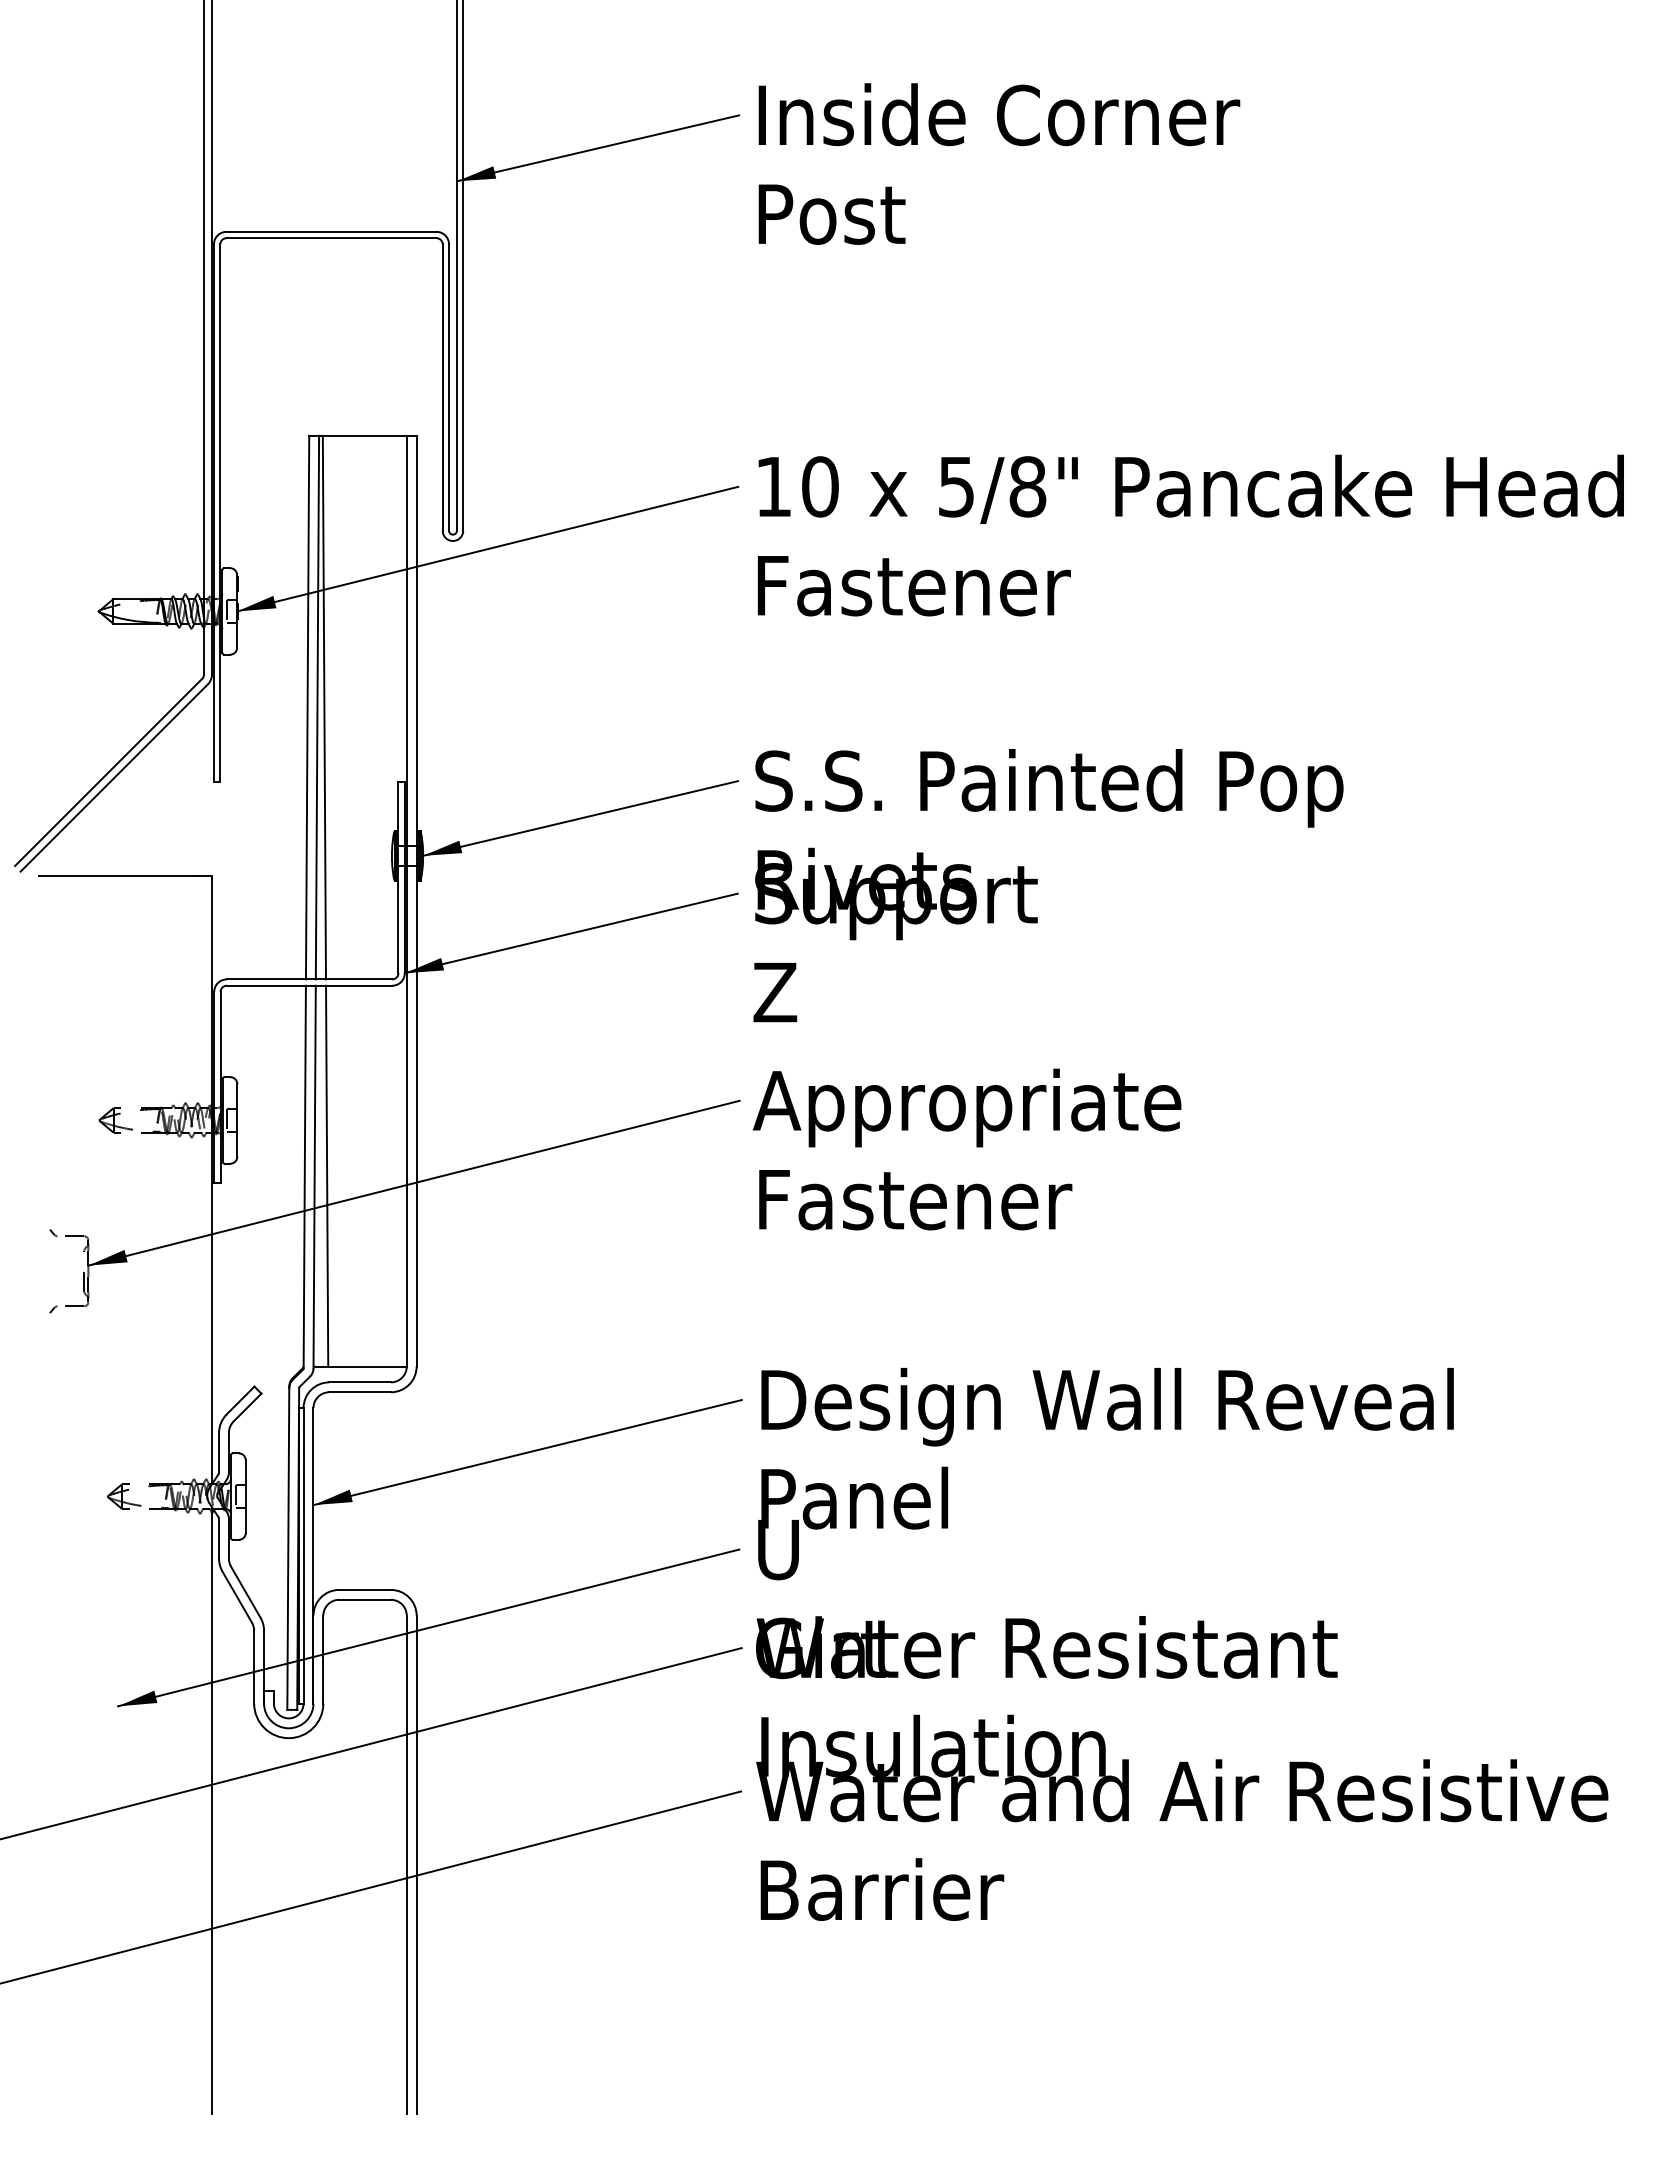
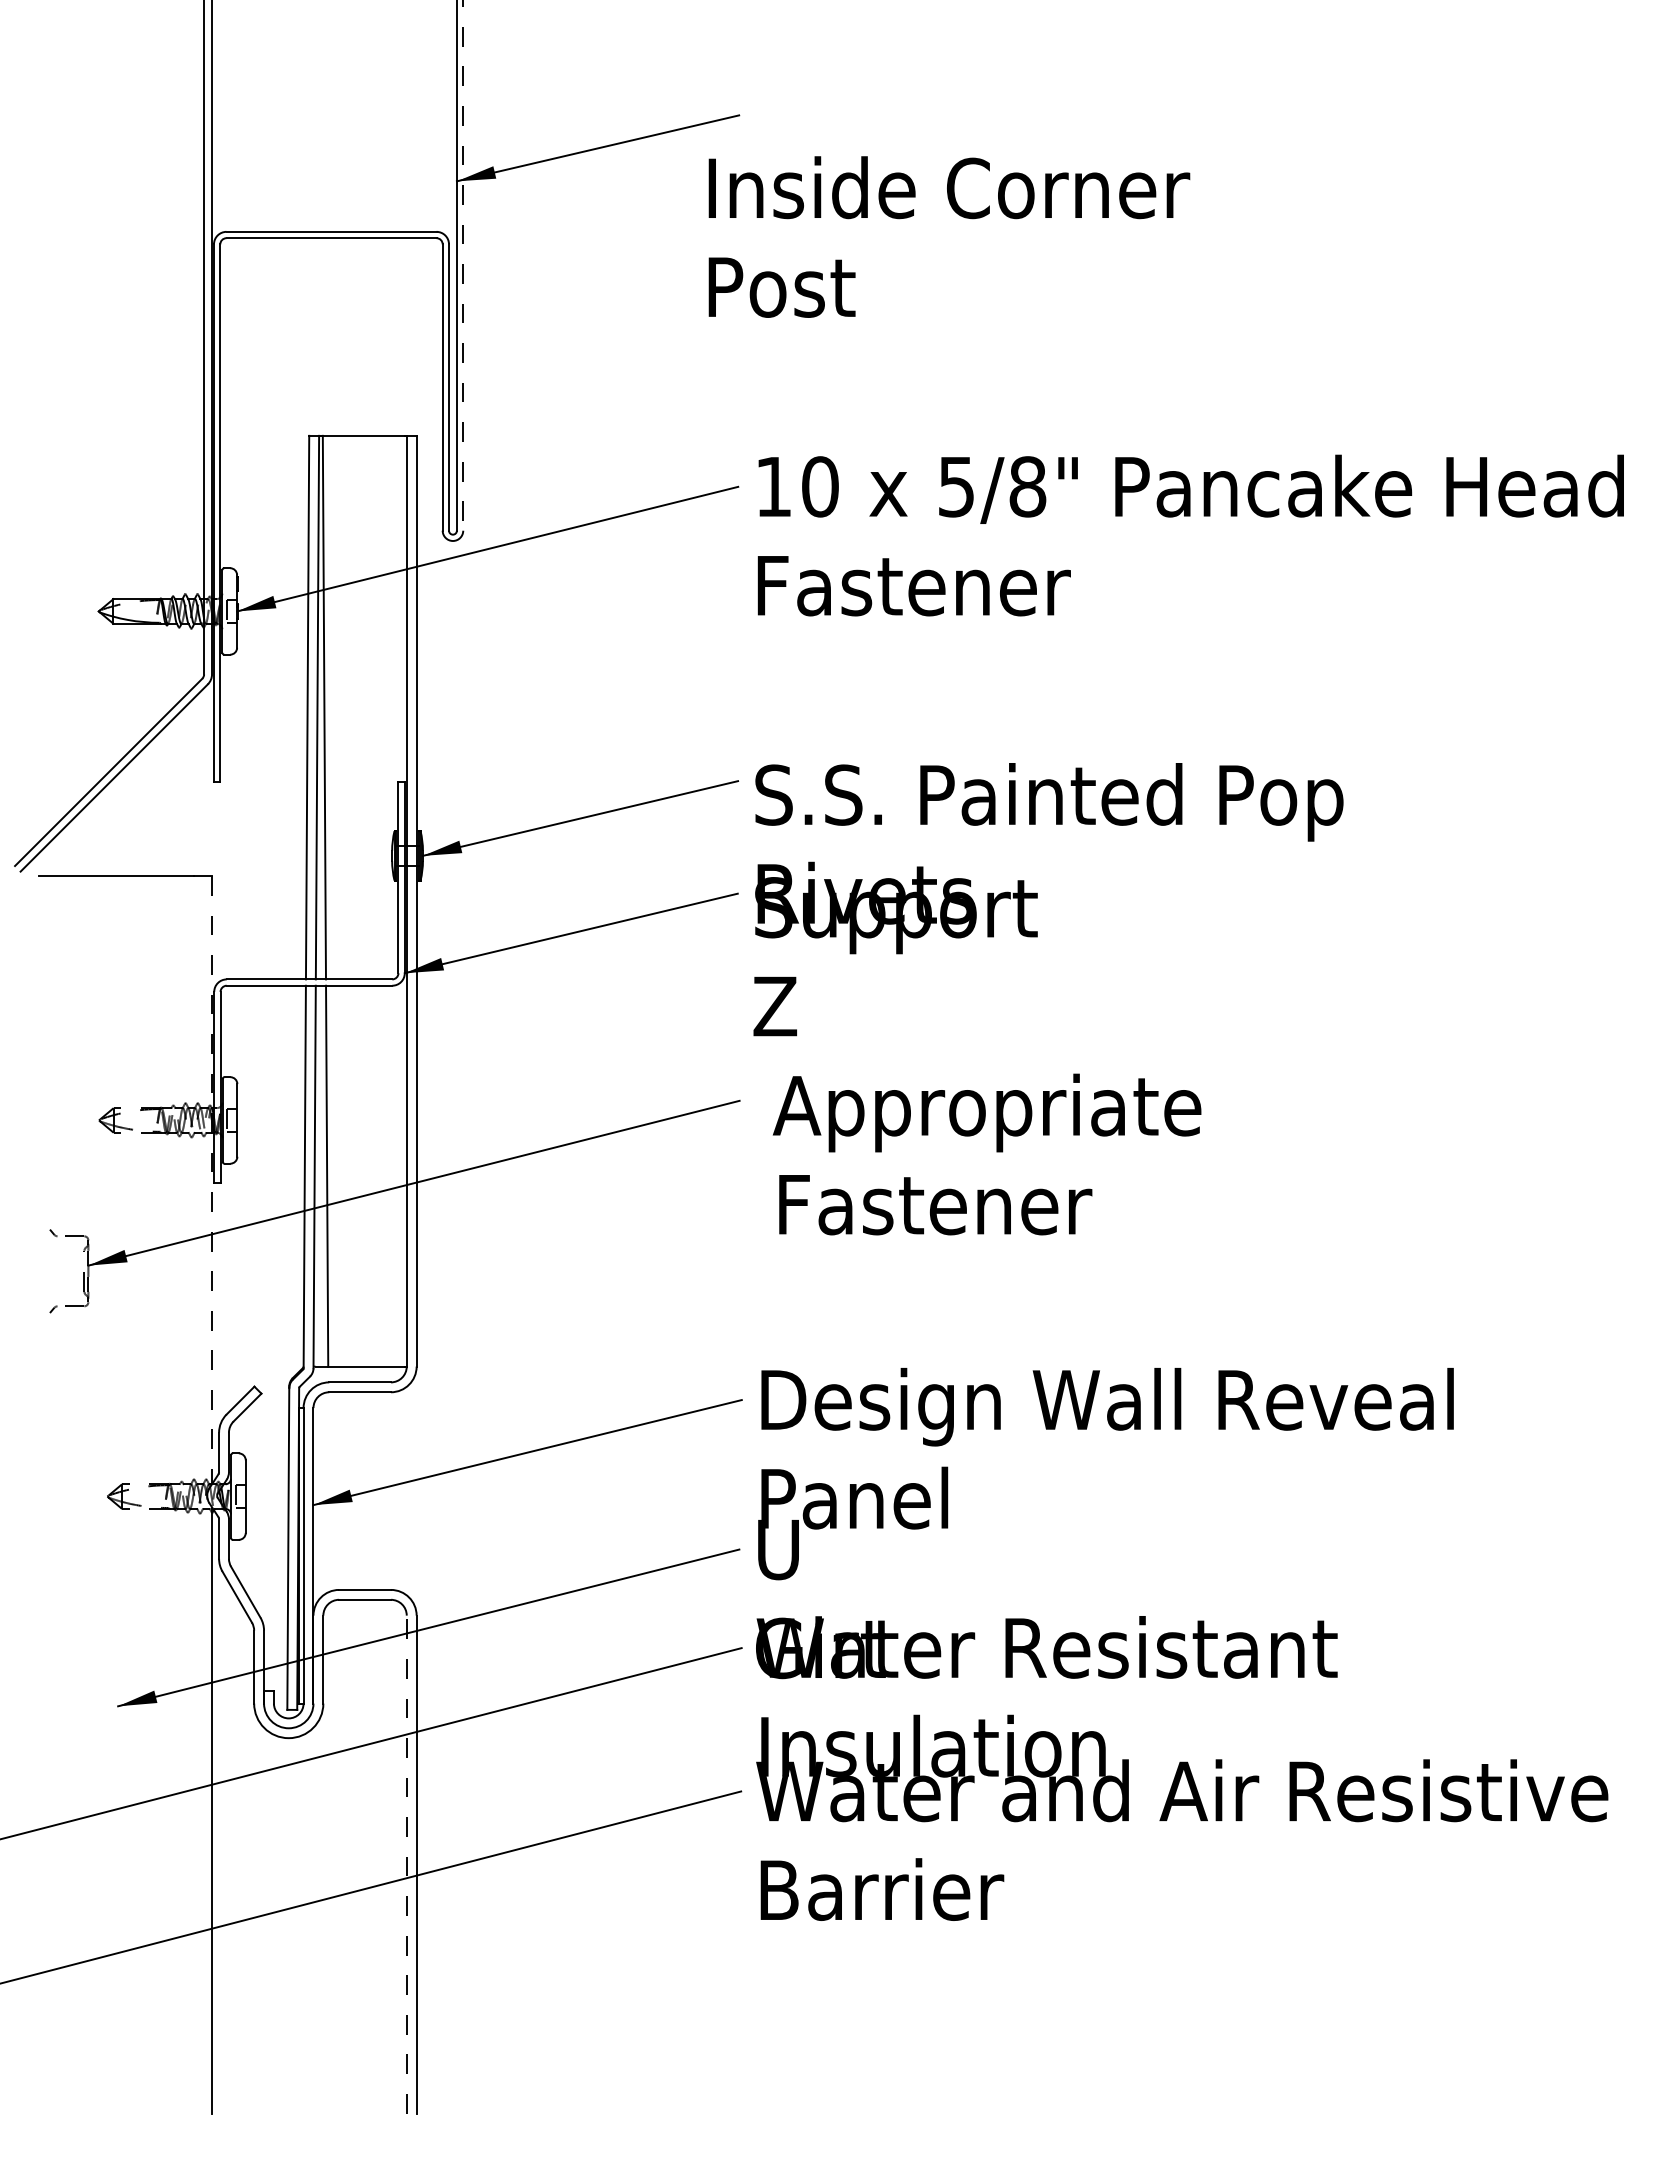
text position: (999, 163) -> (949, 236) (949, 236)
line: solid -> dashed (463, 265)
text position: (1048, 885) -> (1048, 899) (1048, 899)
text position: (966, 1149) -> (986, 1154) (986, 1154)
line: solid -> dashed (212, 1179)
line: solid -> dashed (406, 1864)
